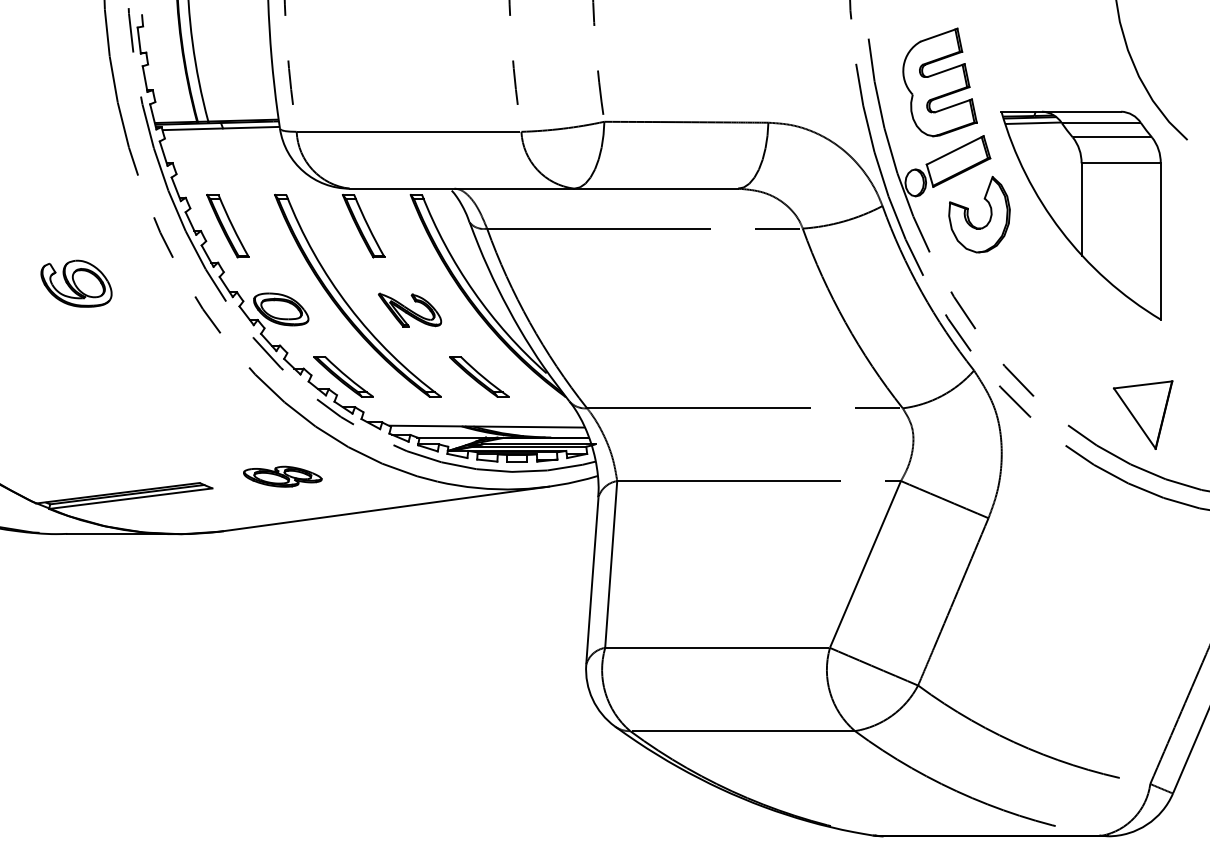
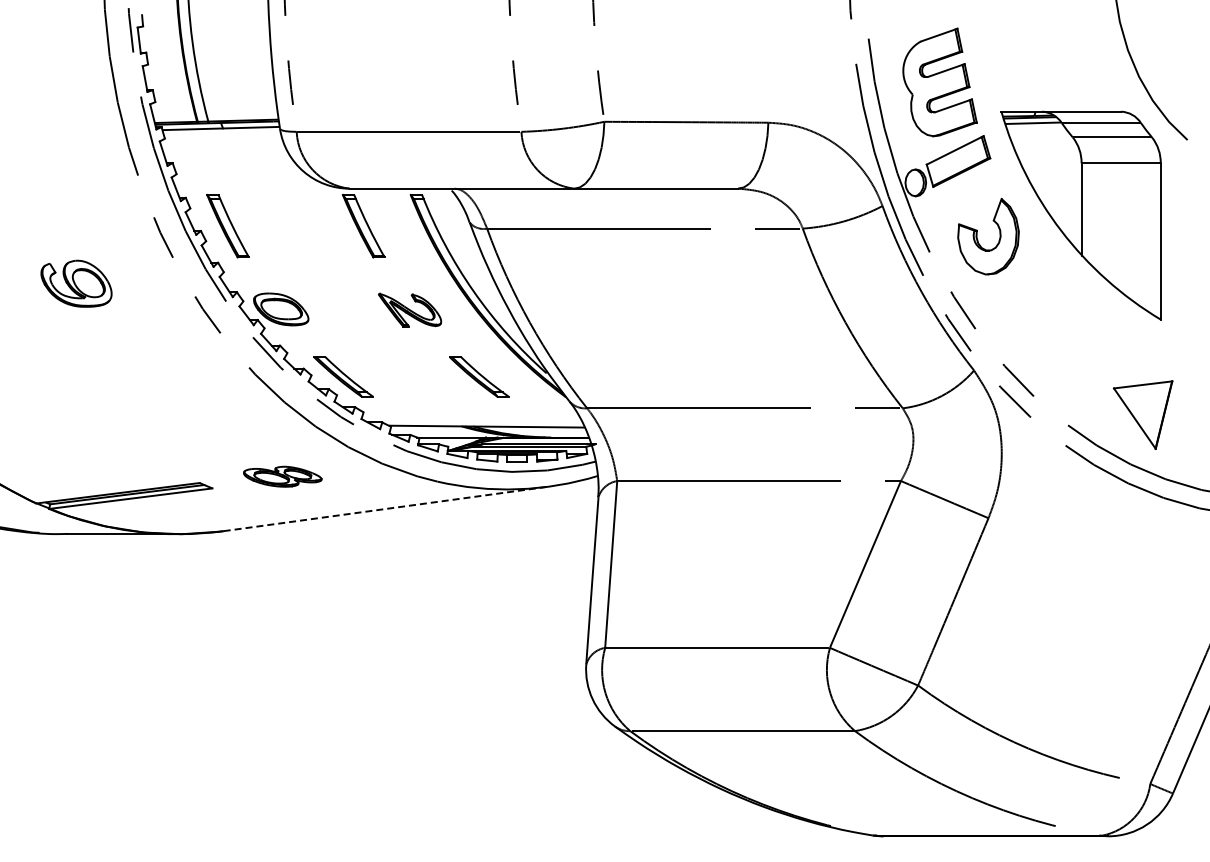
part position: (969, 217) -> (978, 239) (978, 239)
part: present -> none (347, 302)
line: solid -> dashed (386, 508)
